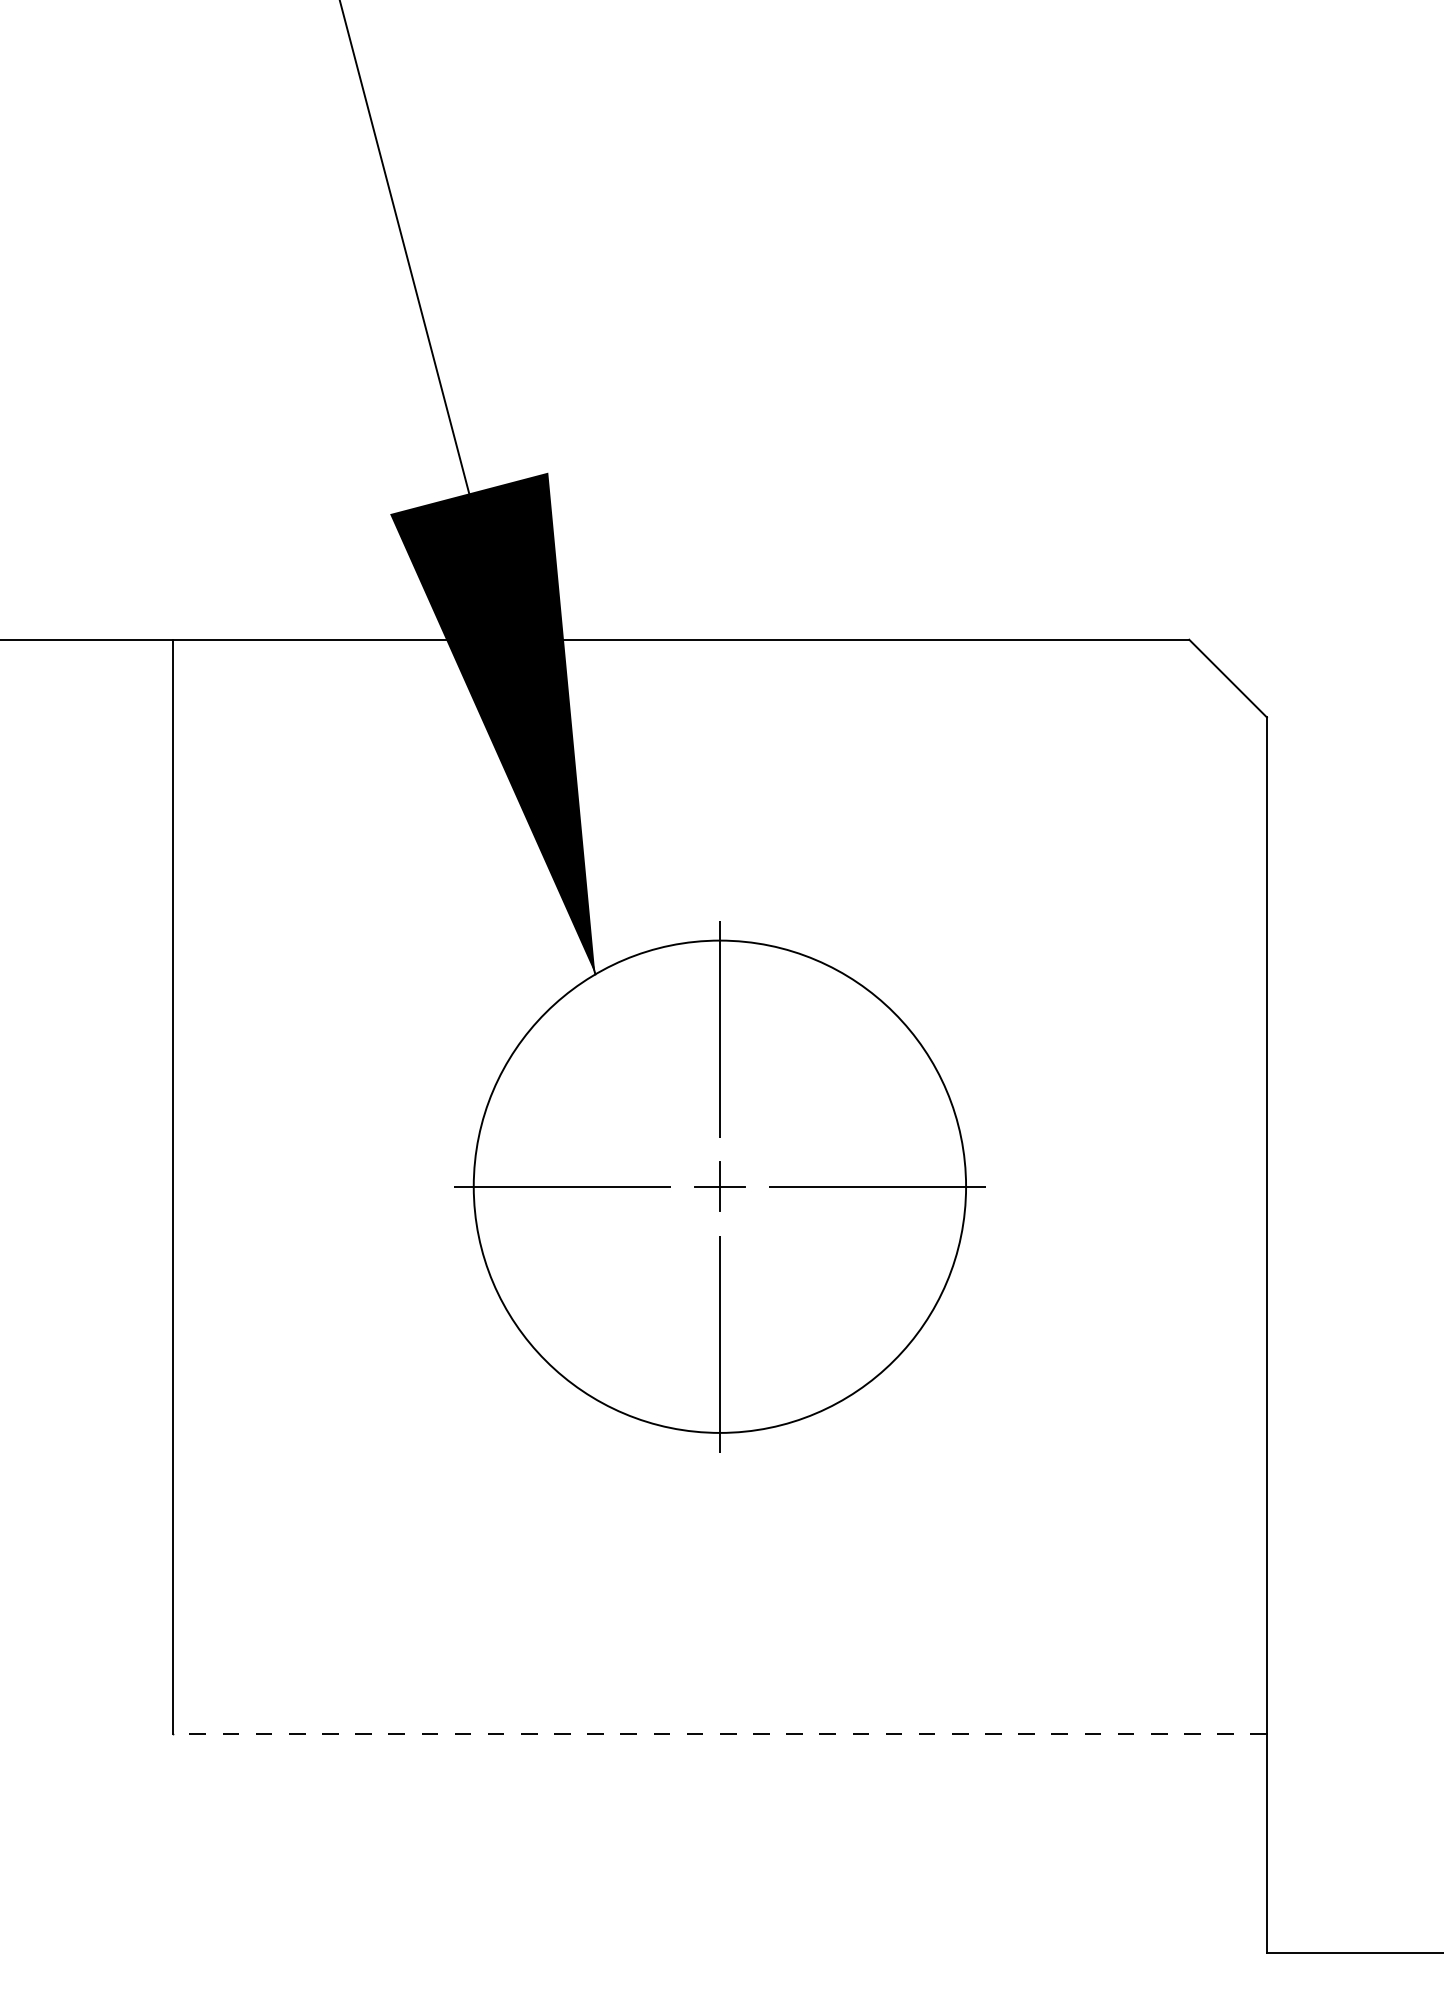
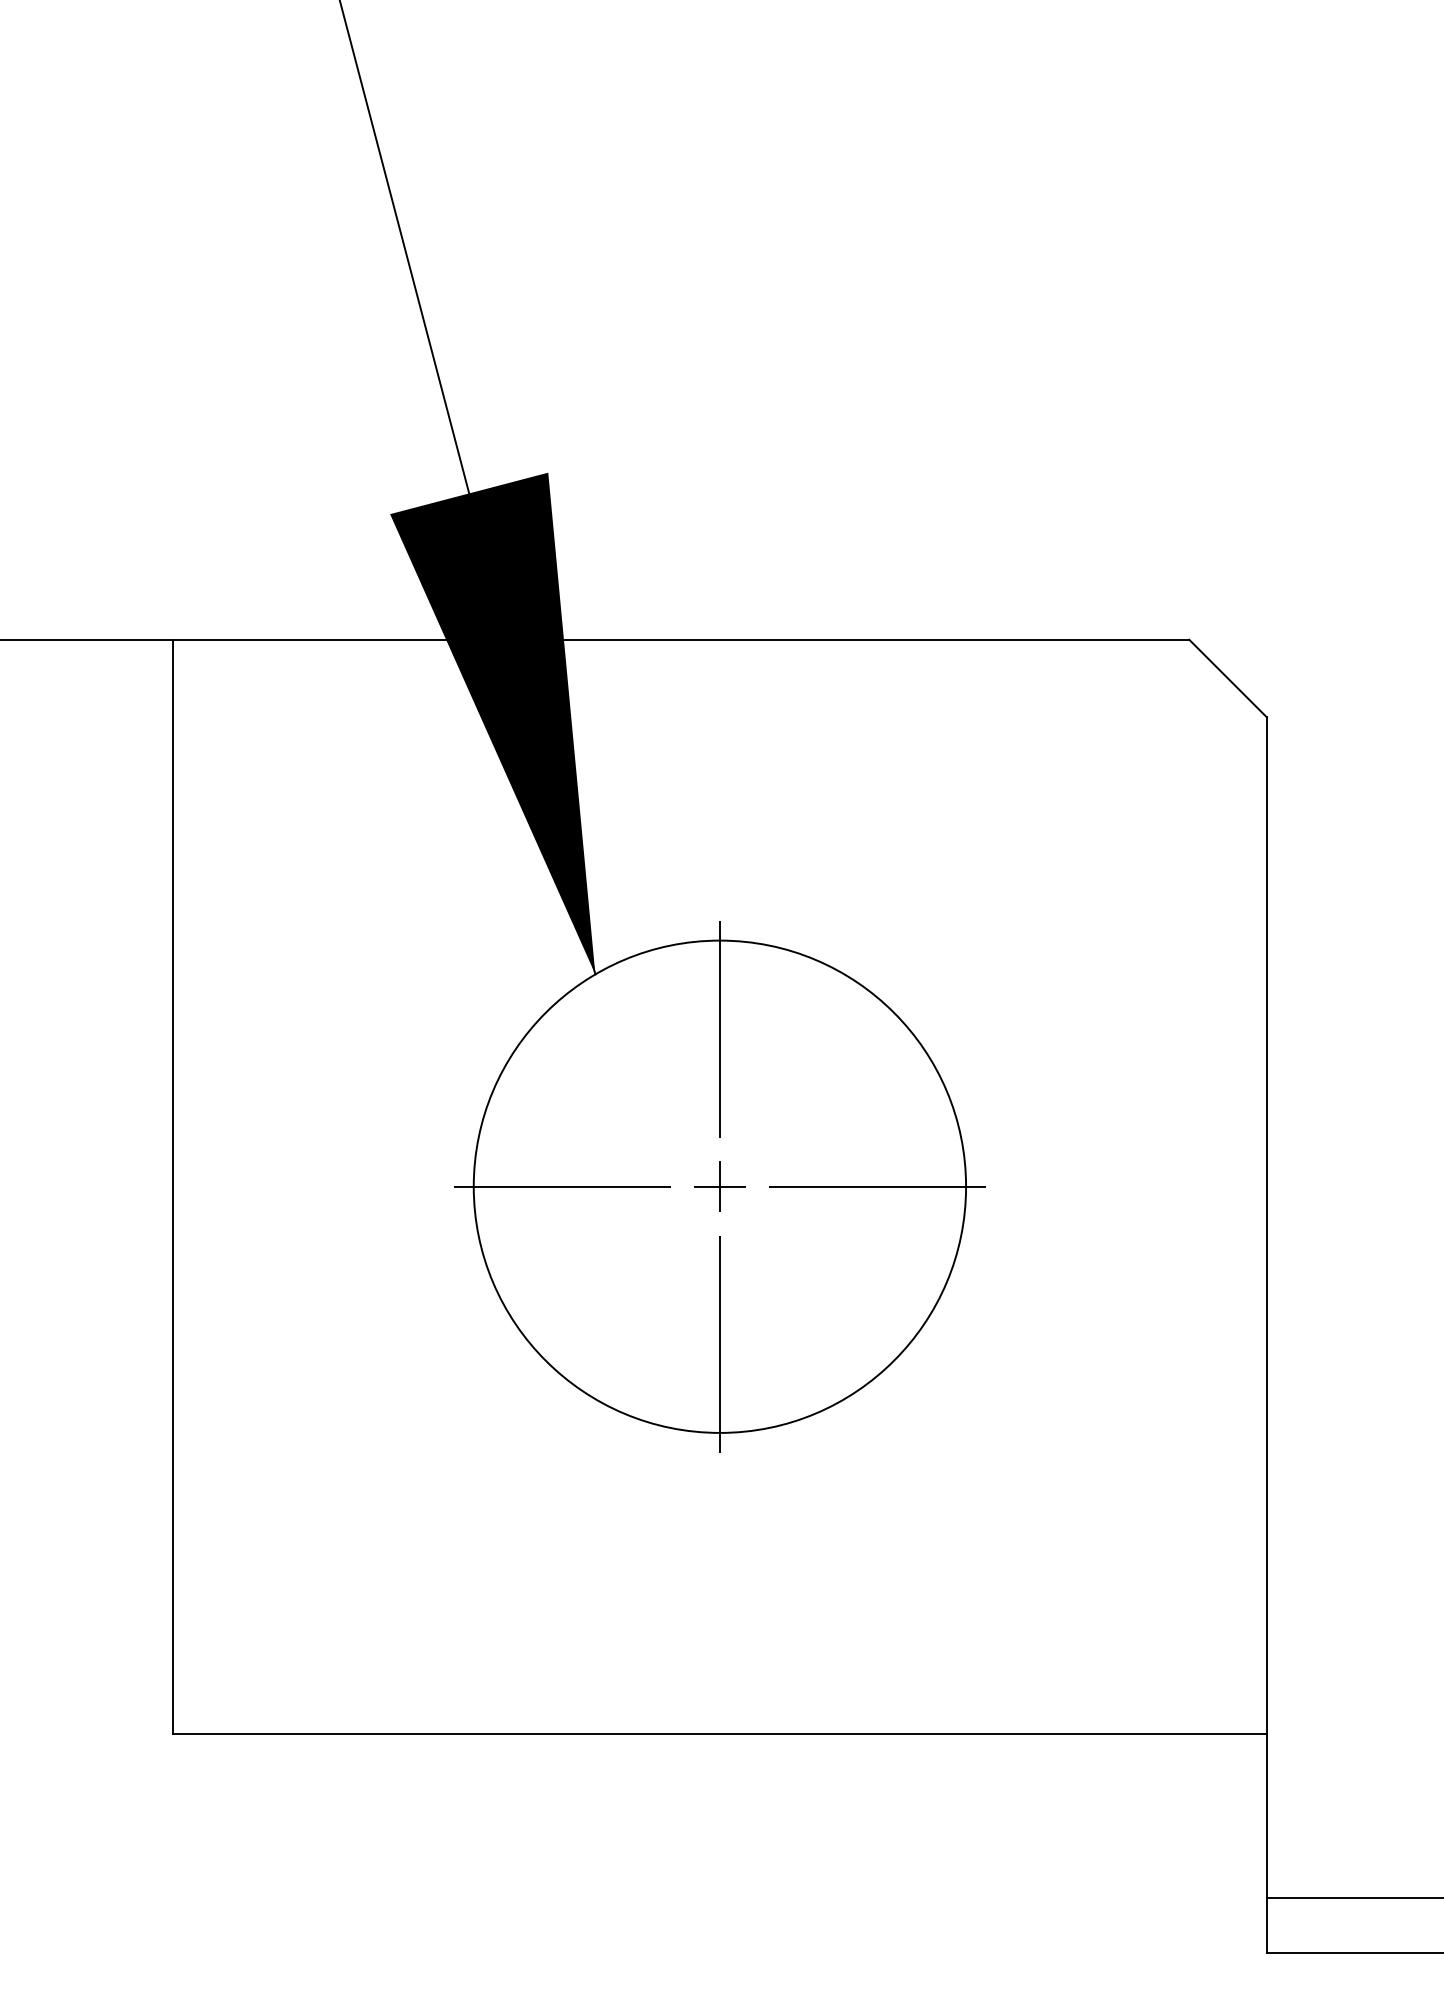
line: dashed -> solid (719, 1733)
line: none -> present (1353, 1897)
